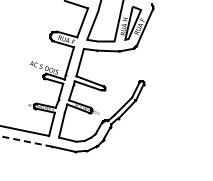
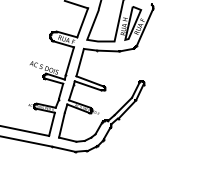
line: dashed -> solid (25, 141)
